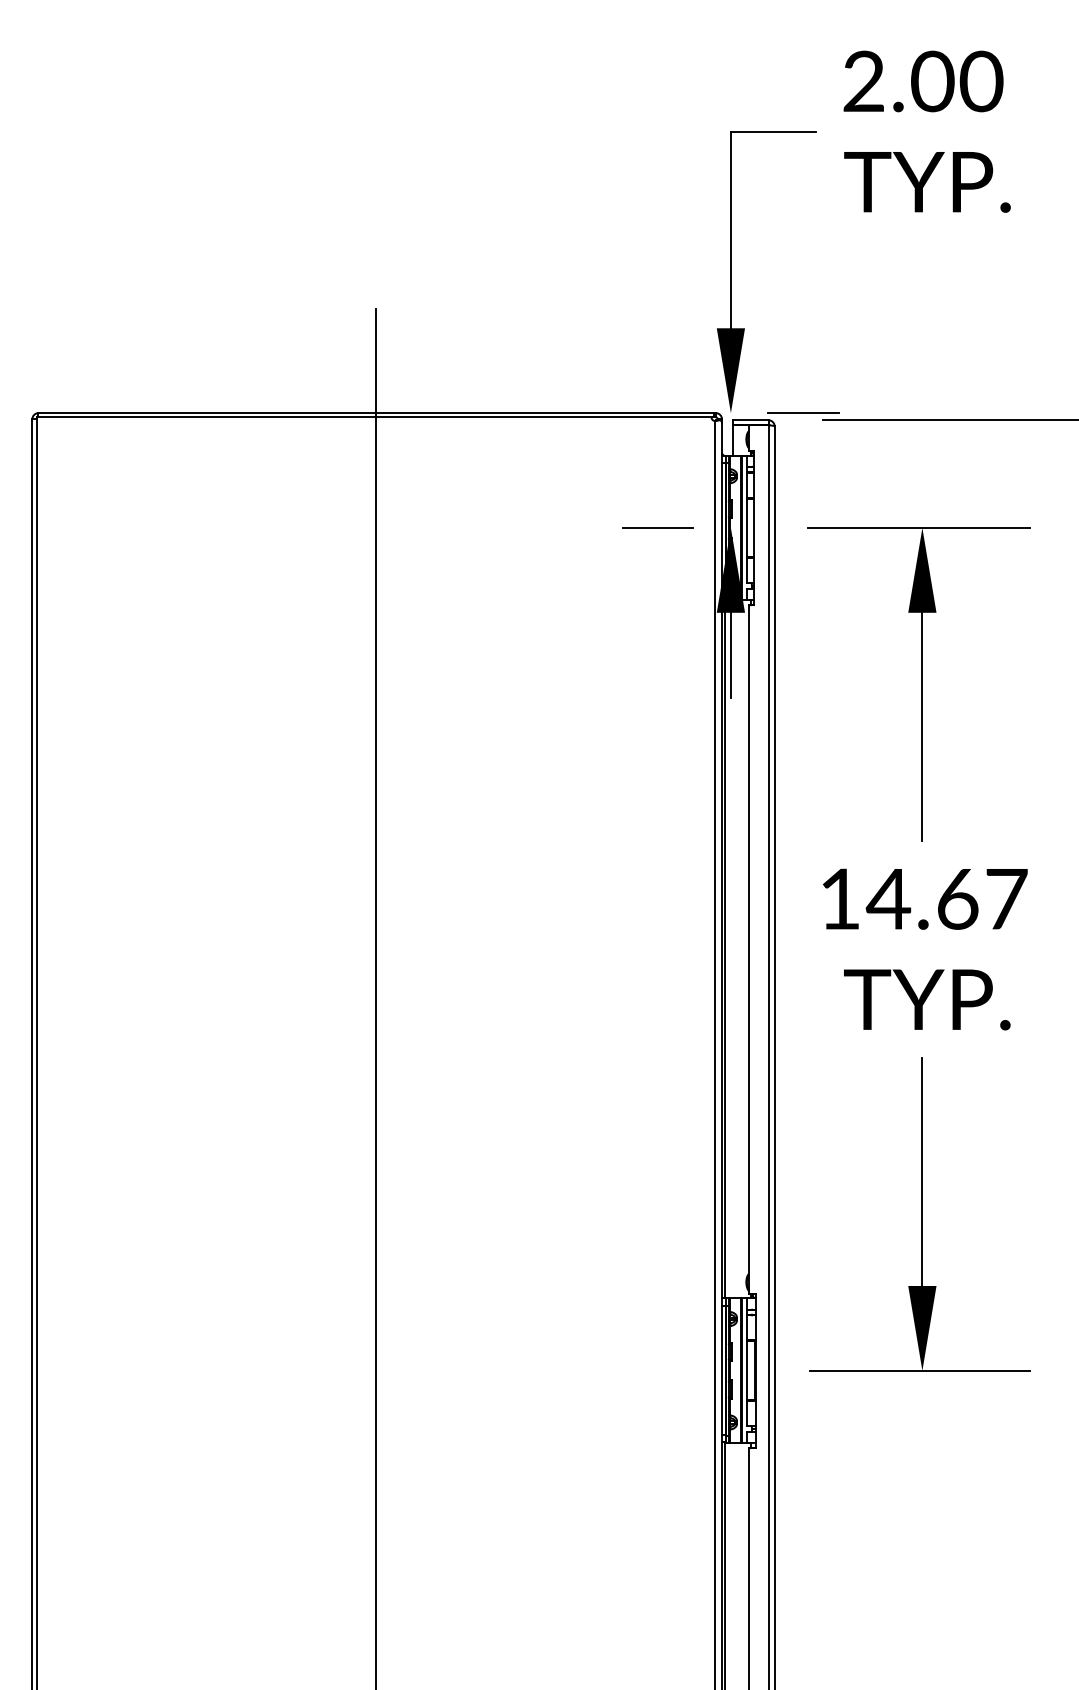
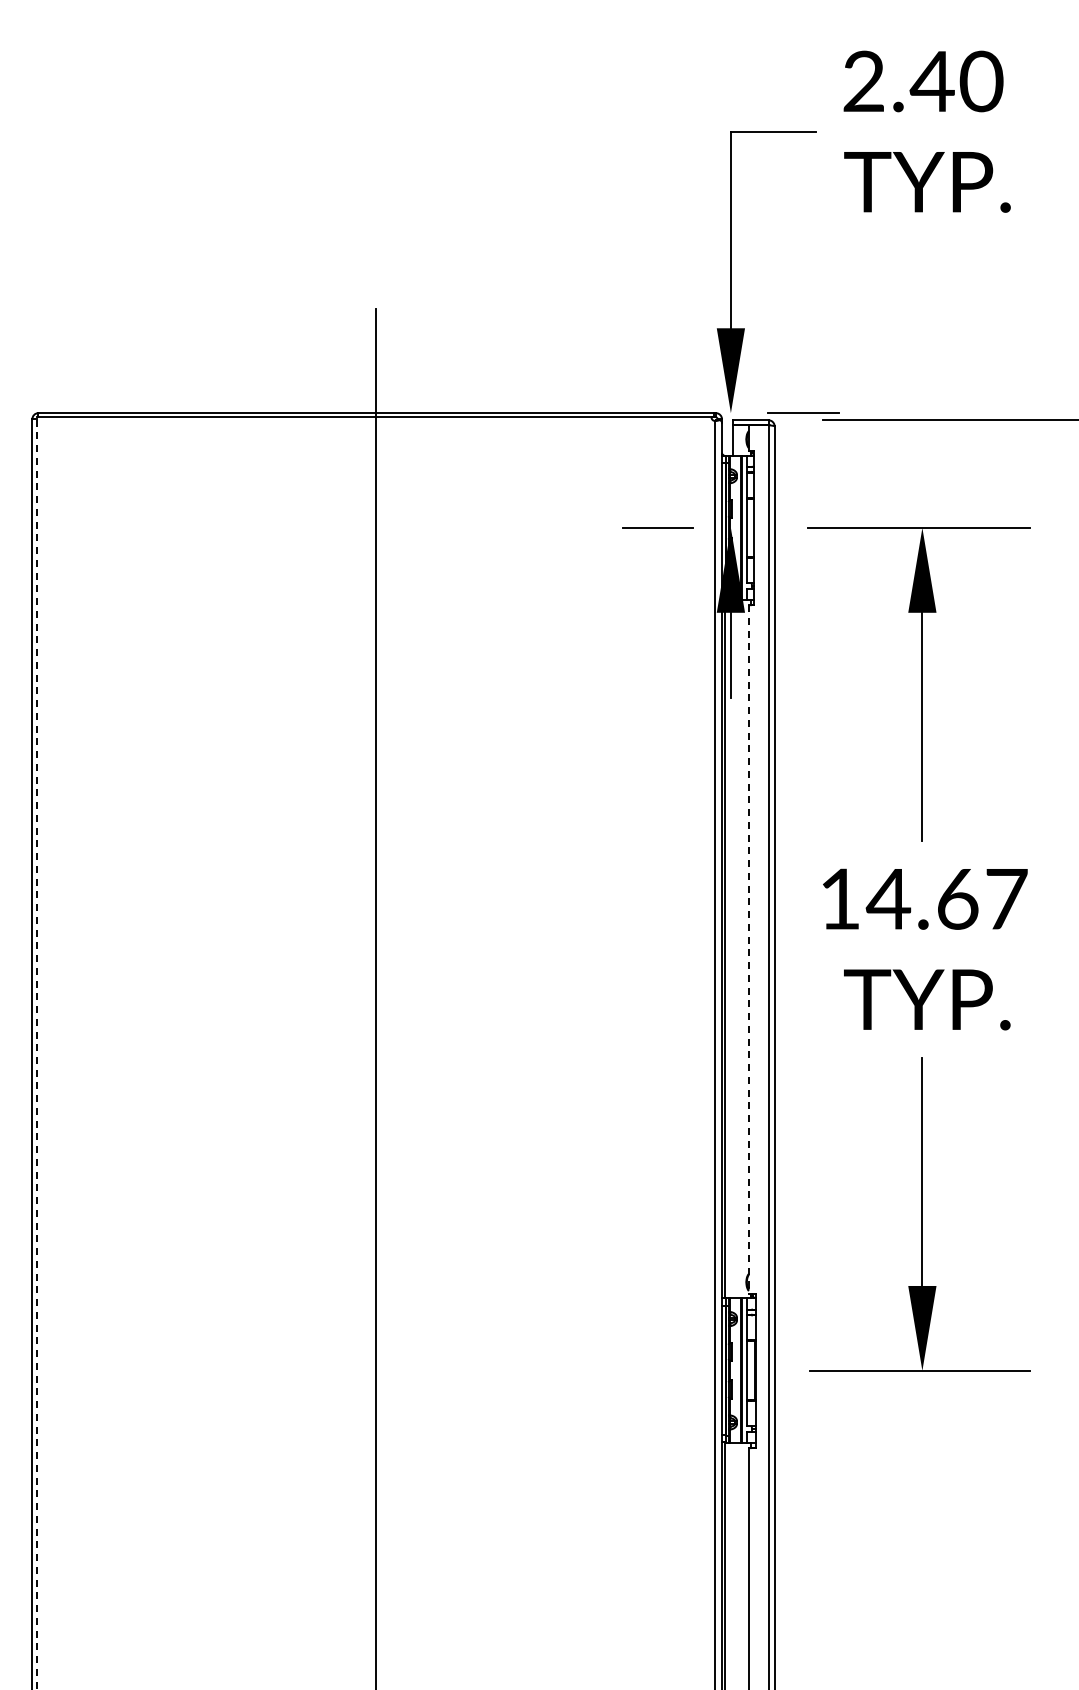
text: 2.00 -> 2.40 (931, 81)
line: solid -> dashed (748, 949)
line: solid -> dashed (36, 1053)
